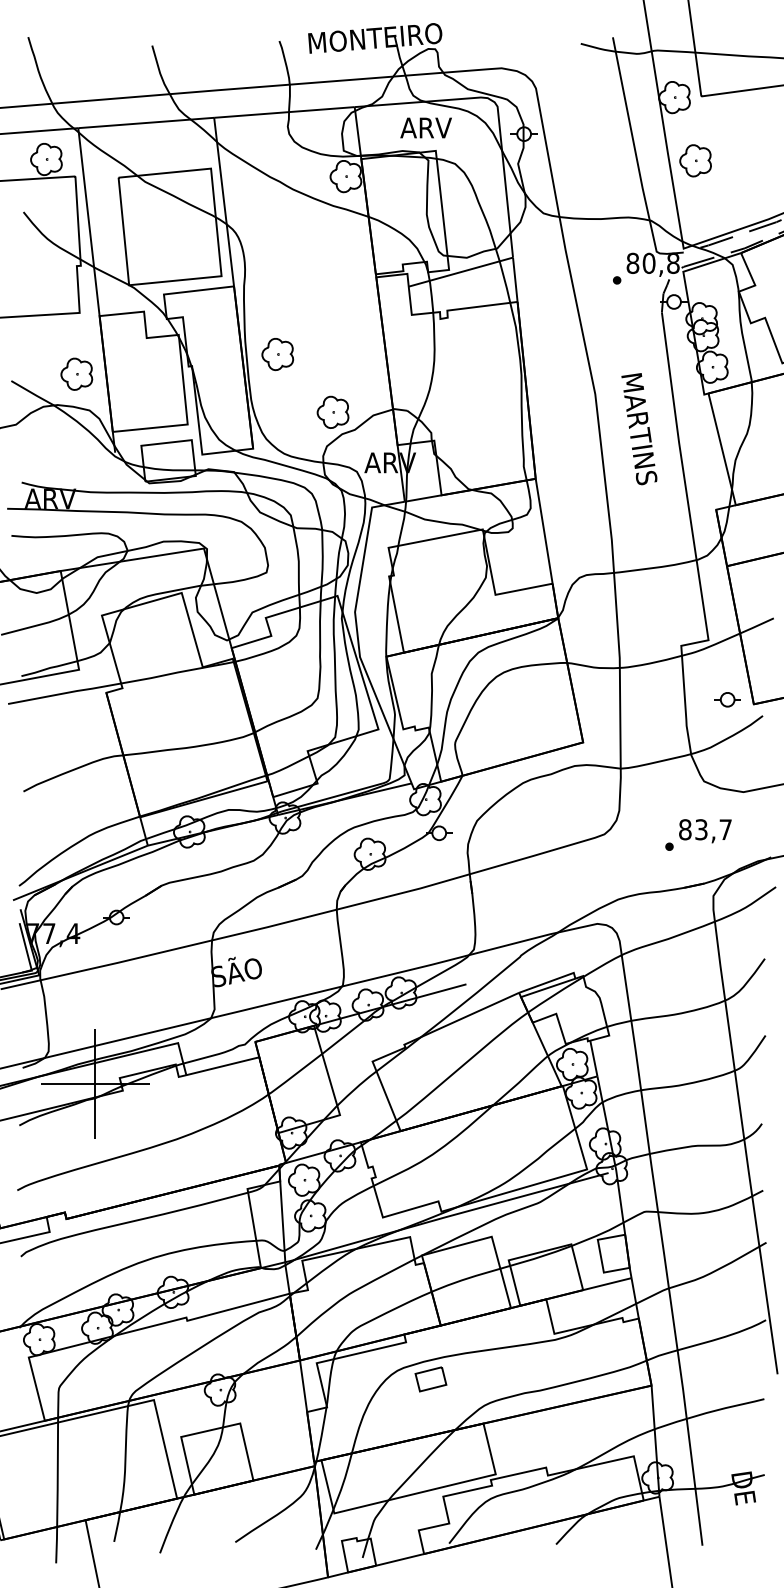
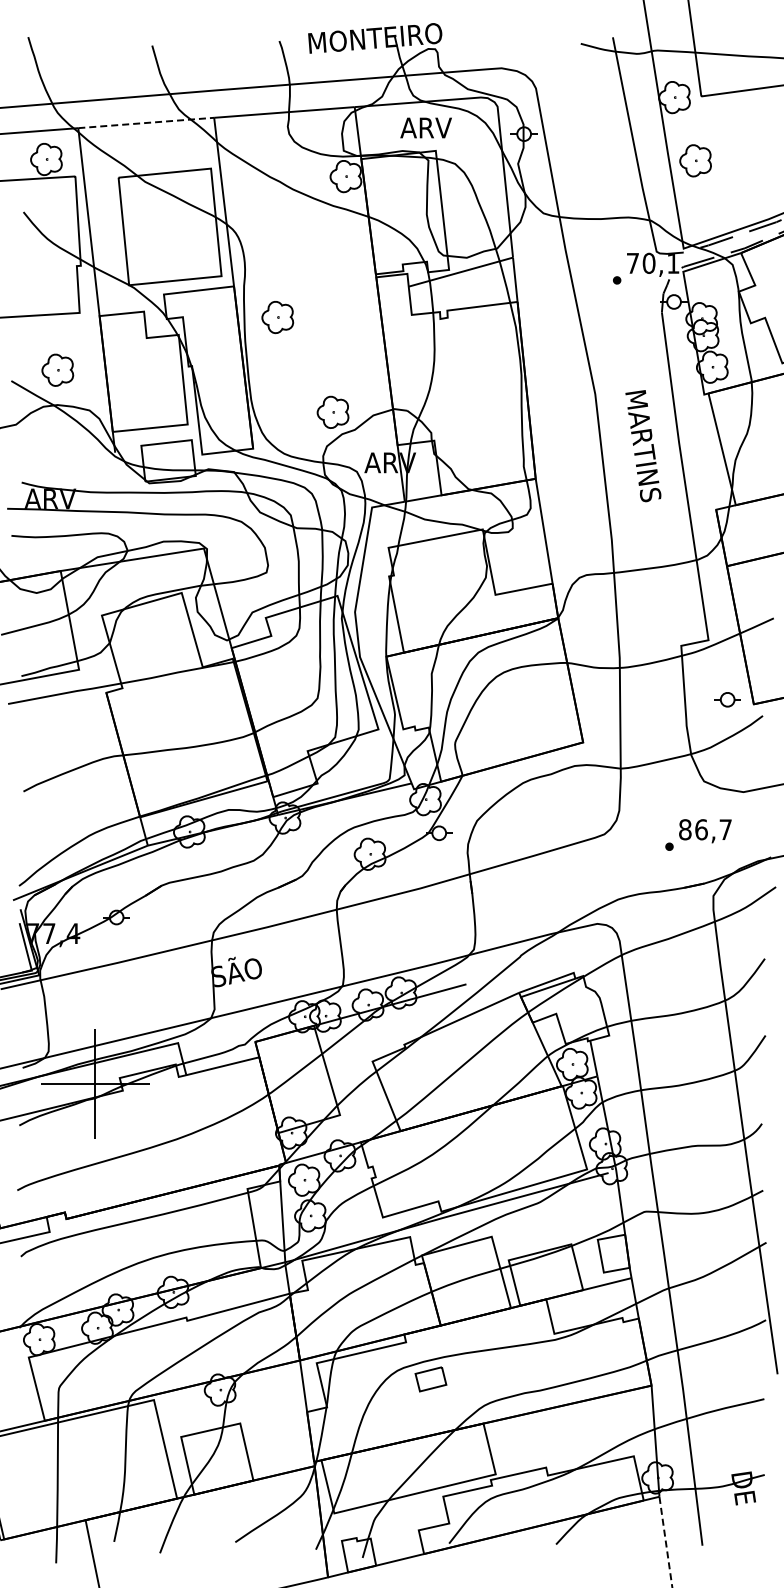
line: solid -> dashed (146, 122)
text: 80,8 -> 70,1 (652, 263)
part position: (277, 354) -> (277, 317) (277, 317)
part position: (76, 373) -> (57, 369) (57, 369)
text position: (639, 429) -> (643, 446) (643, 446)
text: 83,7 -> 86,7 (701, 829)
line: solid -> dashed (665, 1541)
